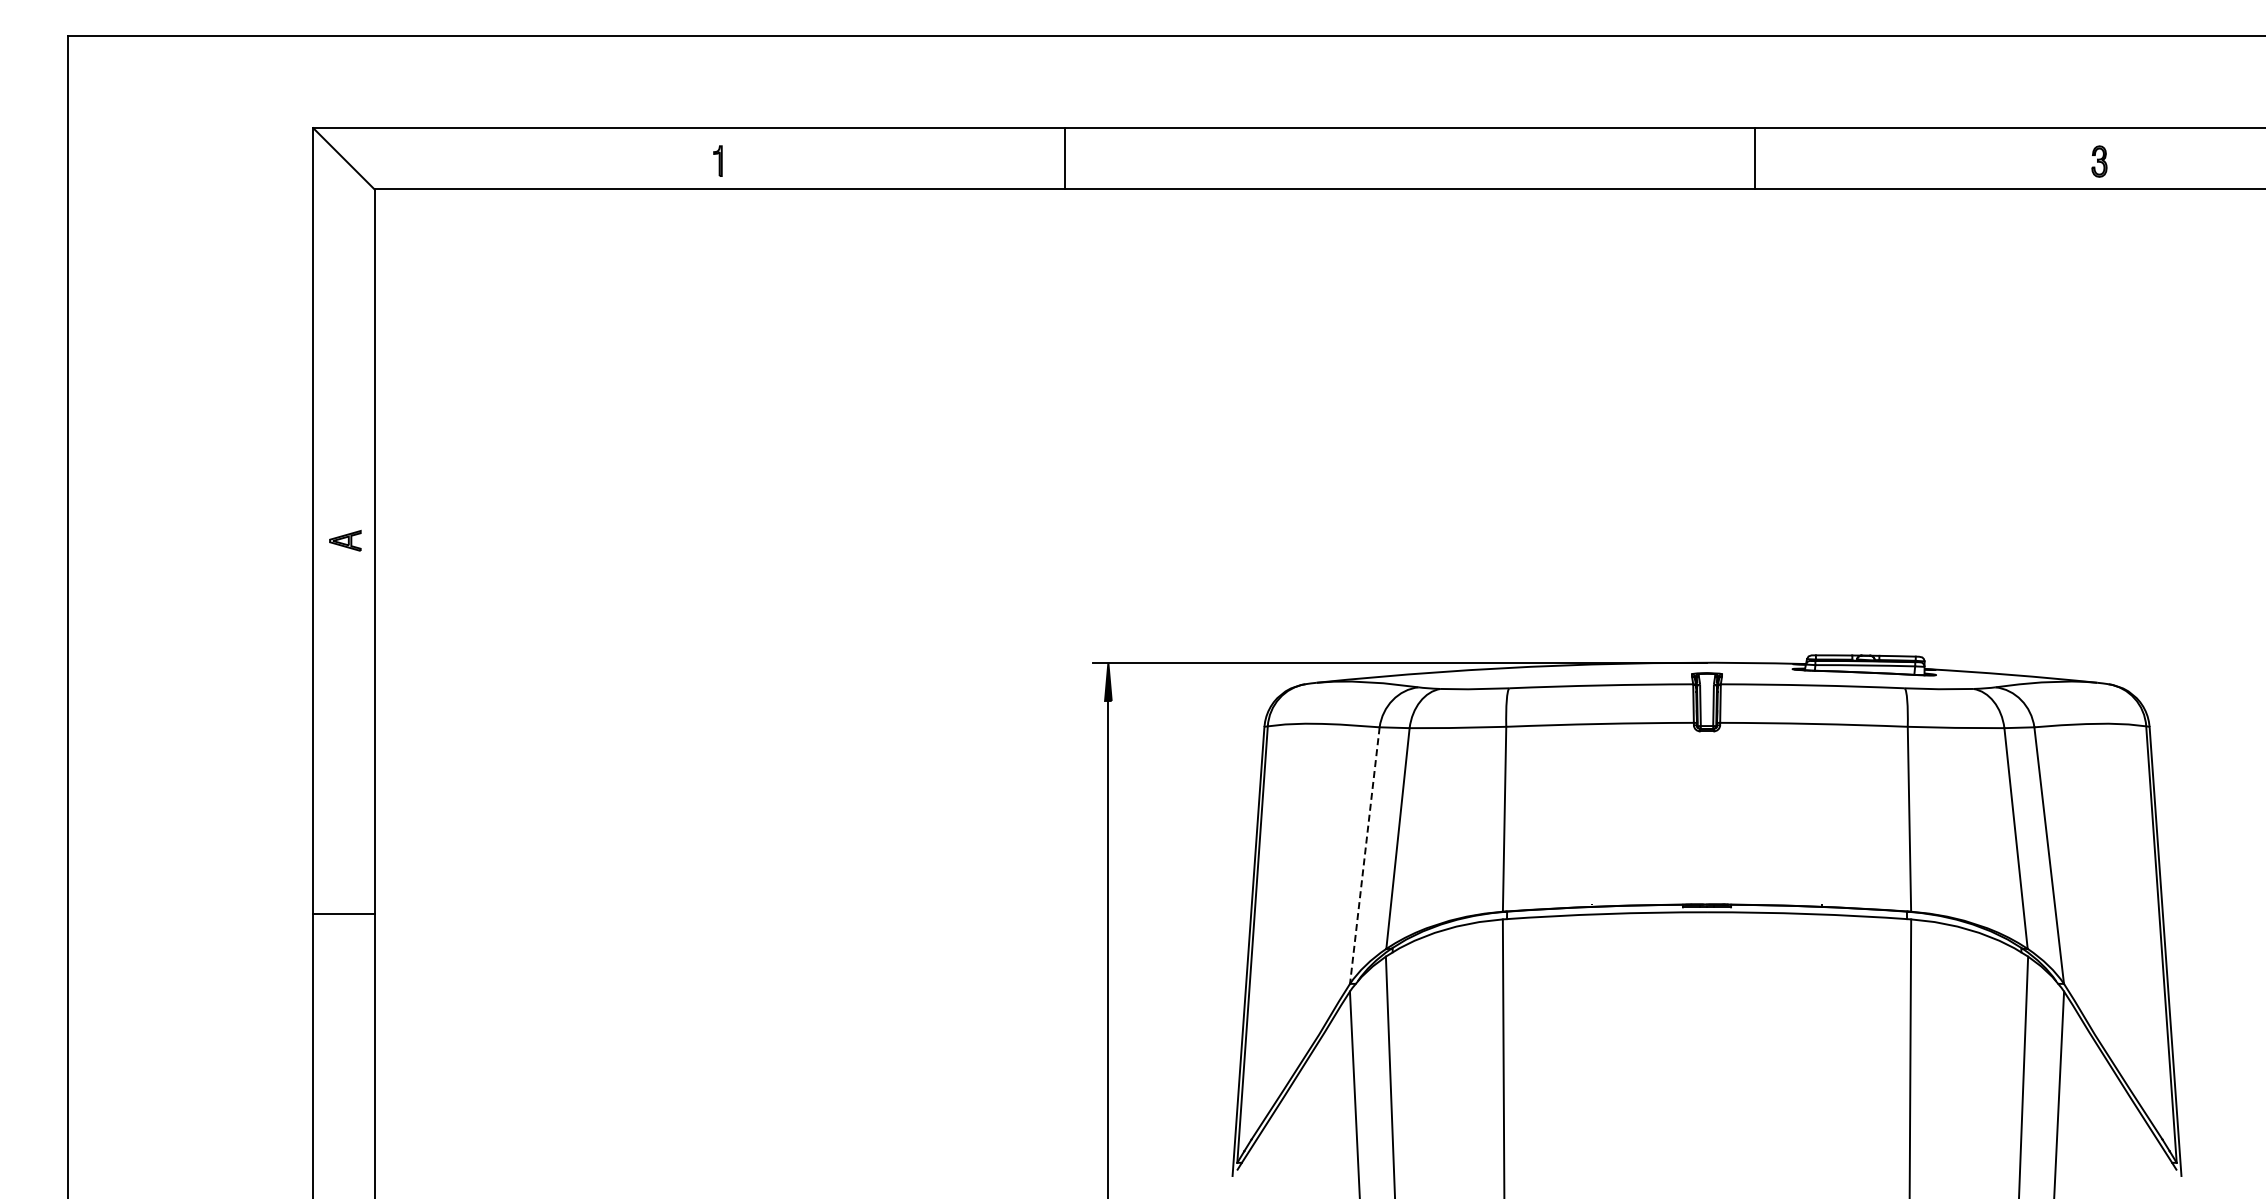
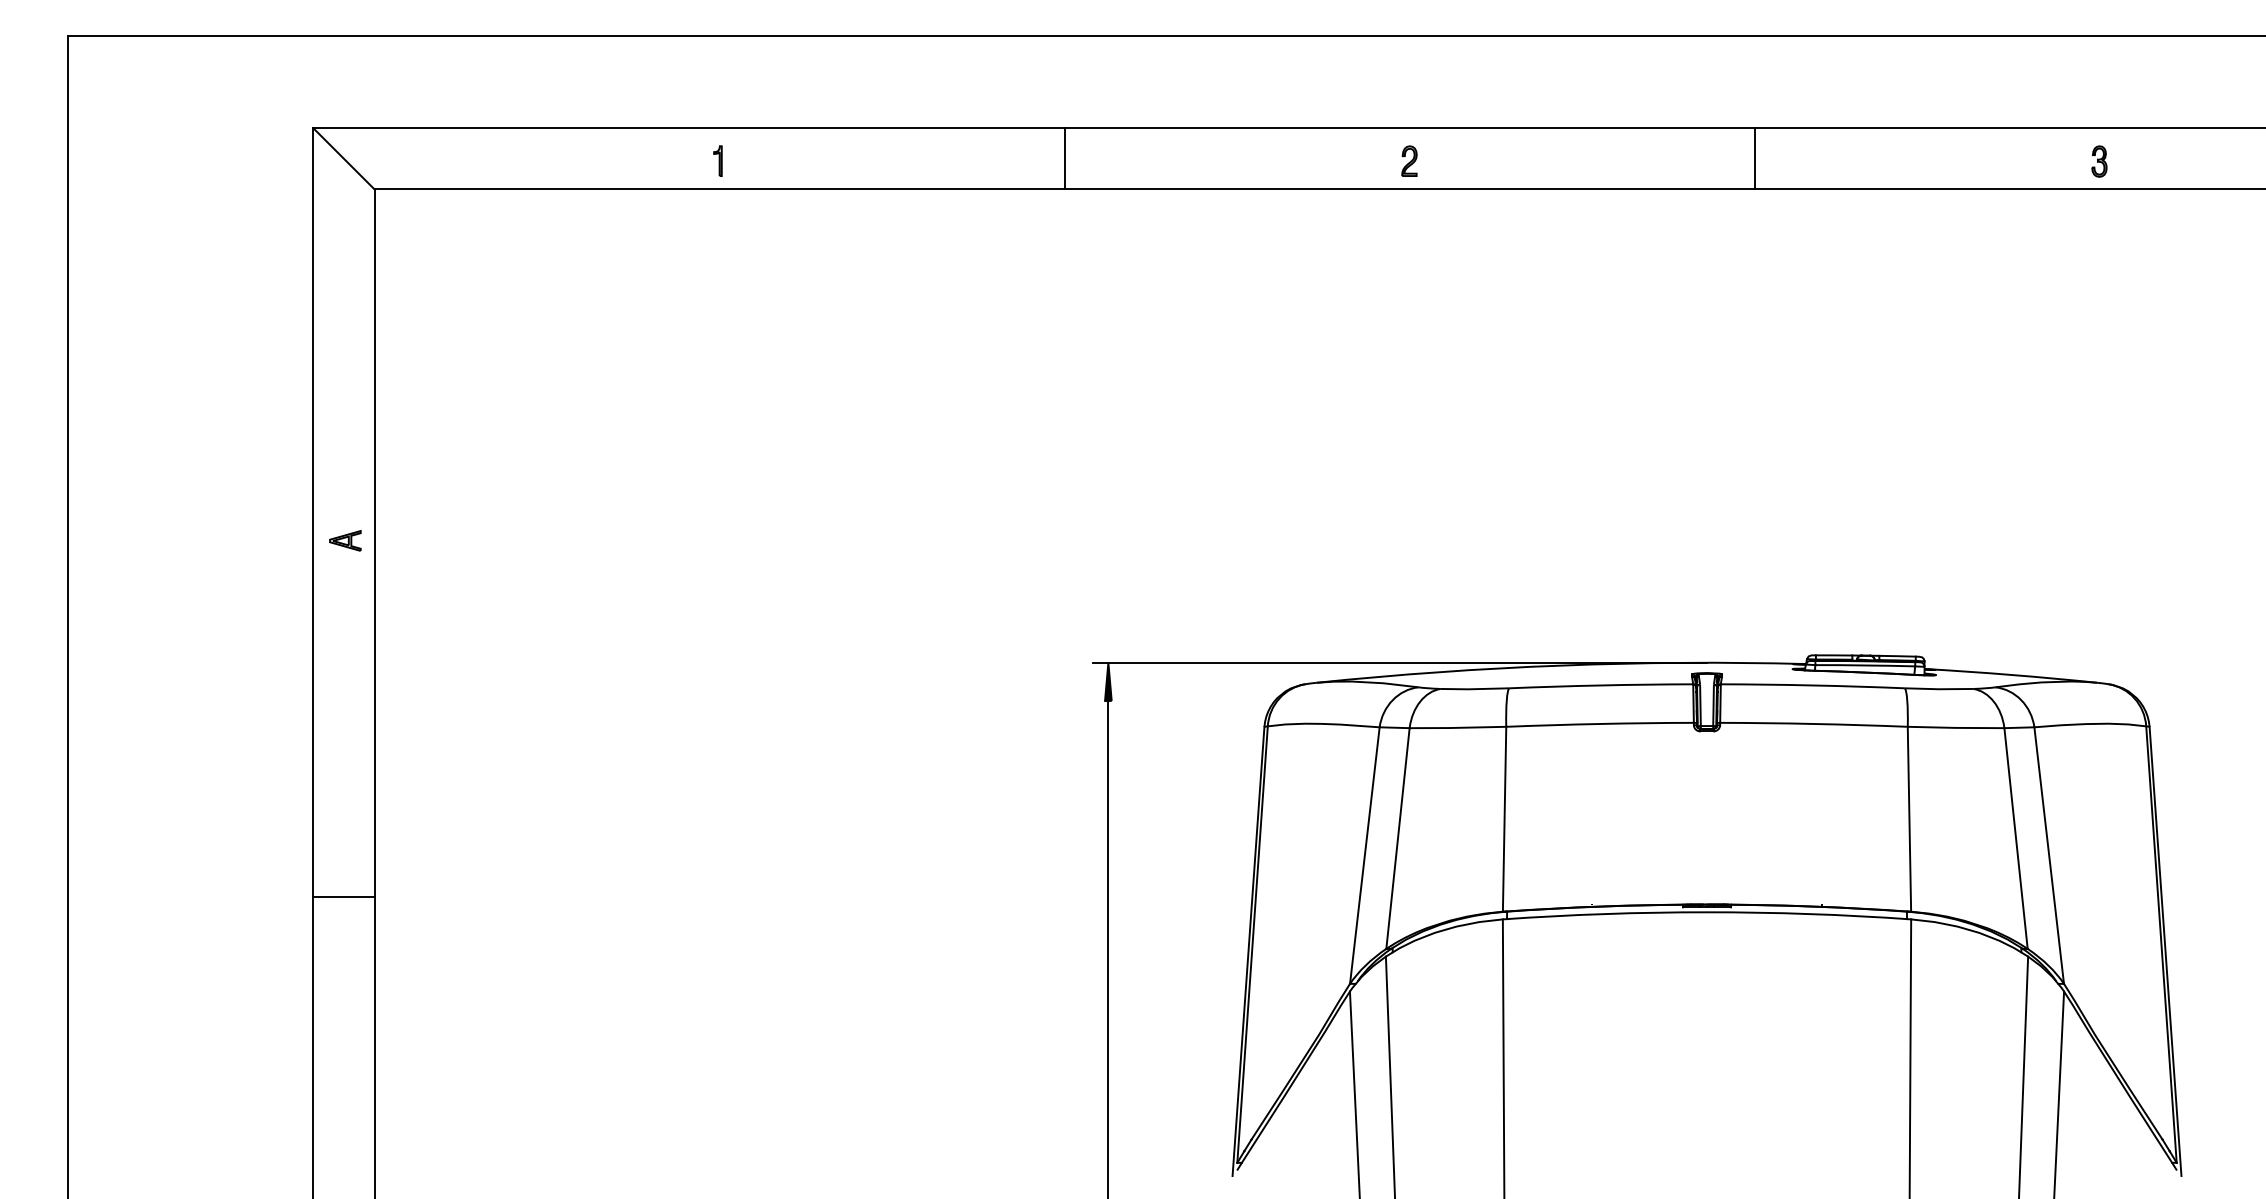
part: none -> present (1409, 160)
line: dashed -> solid (1364, 856)
line position: (343, 914) -> (343, 897) (343, 897)
